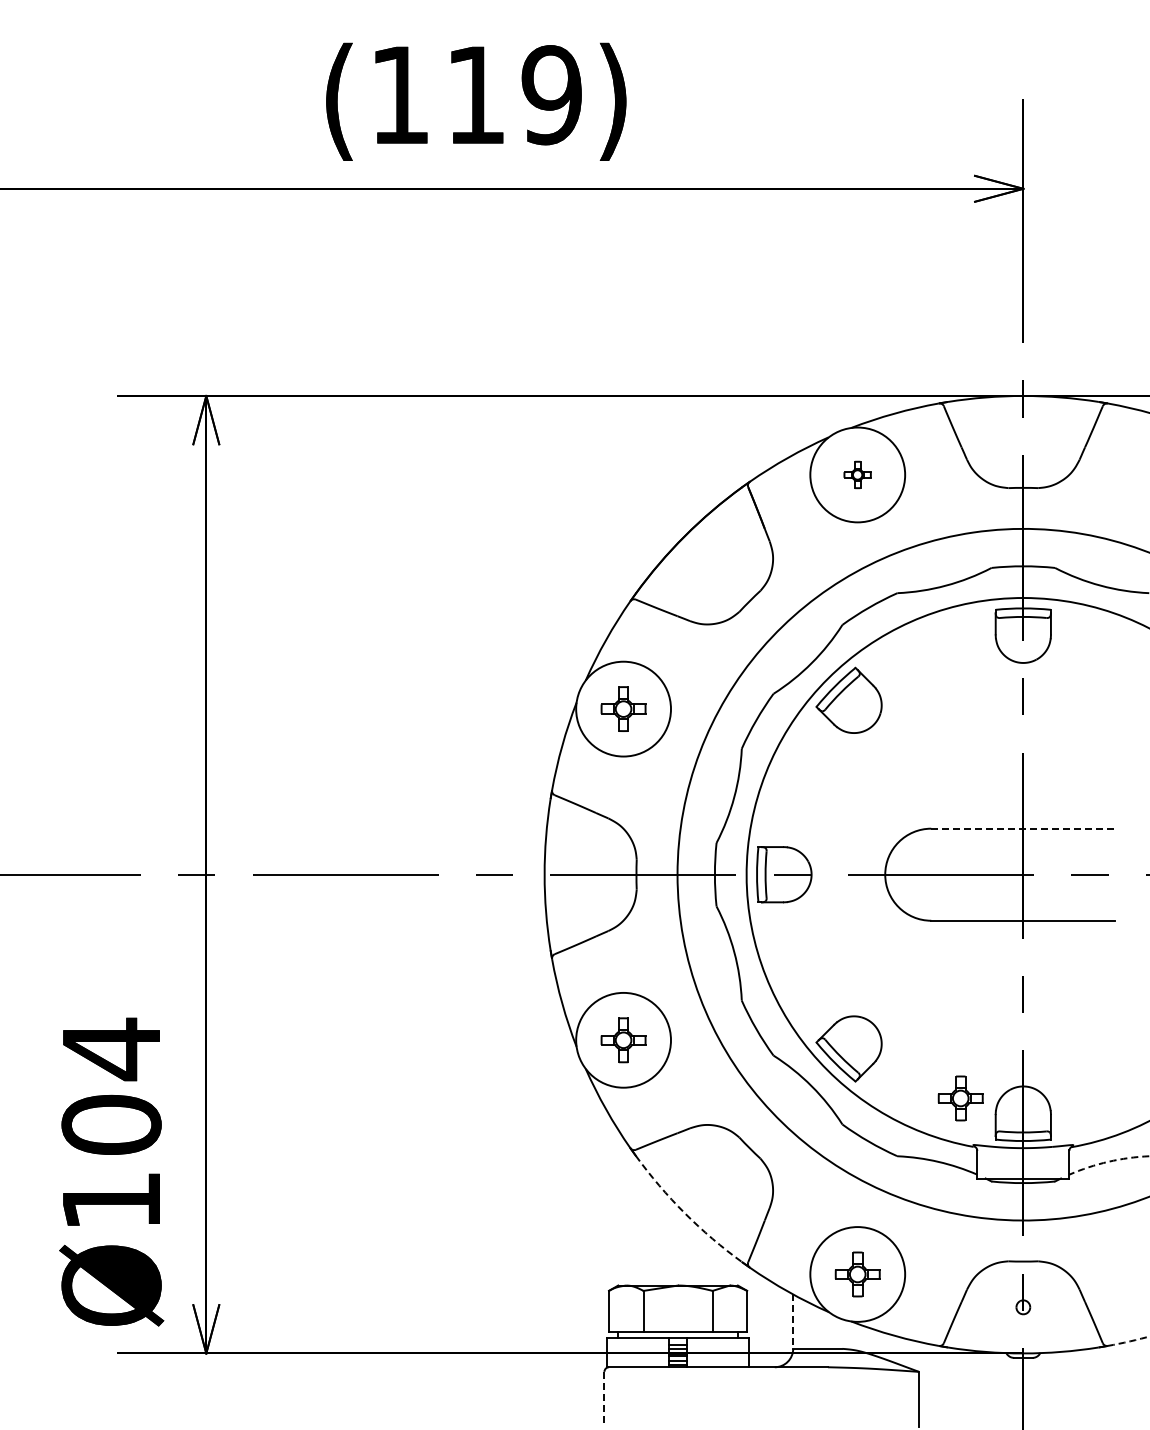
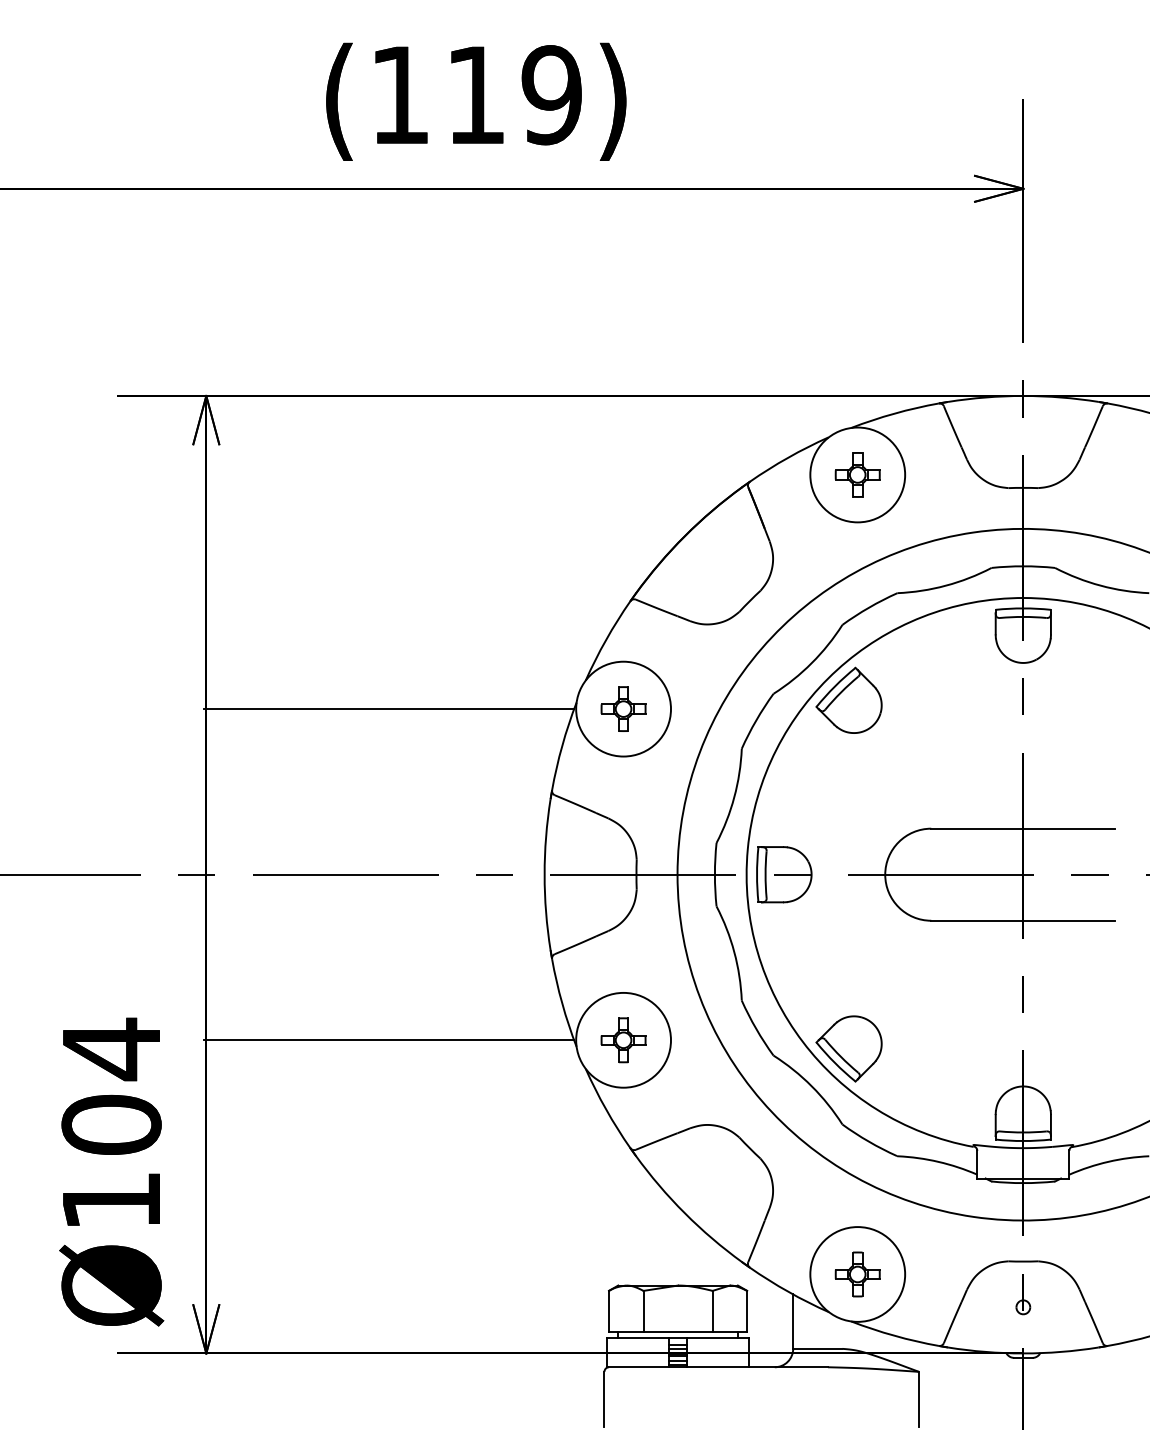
part size: 29x30 px -> 47x46 px (857, 474)
line: none -> present (388, 709)
line: dashed -> solid (1023, 828)
line: none -> present (388, 1040)
part: present -> none (960, 1098)
arc: dashed -> solid (1108, 1161)
arc: dashed -> solid (684, 1213)
line: dashed -> solid (793, 1322)
arc: dashed -> solid (1129, 1341)
line: dashed -> solid (604, 1399)
